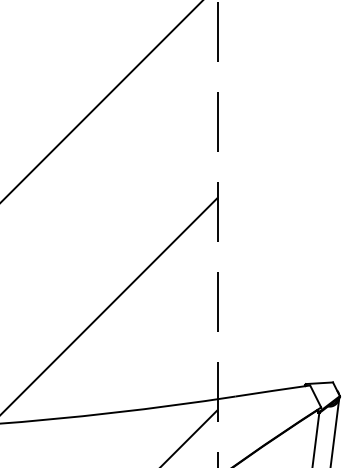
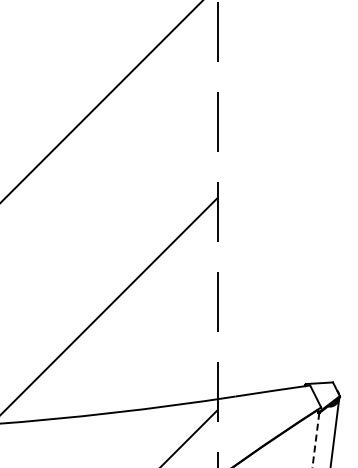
line: solid -> dashed (315, 440)
